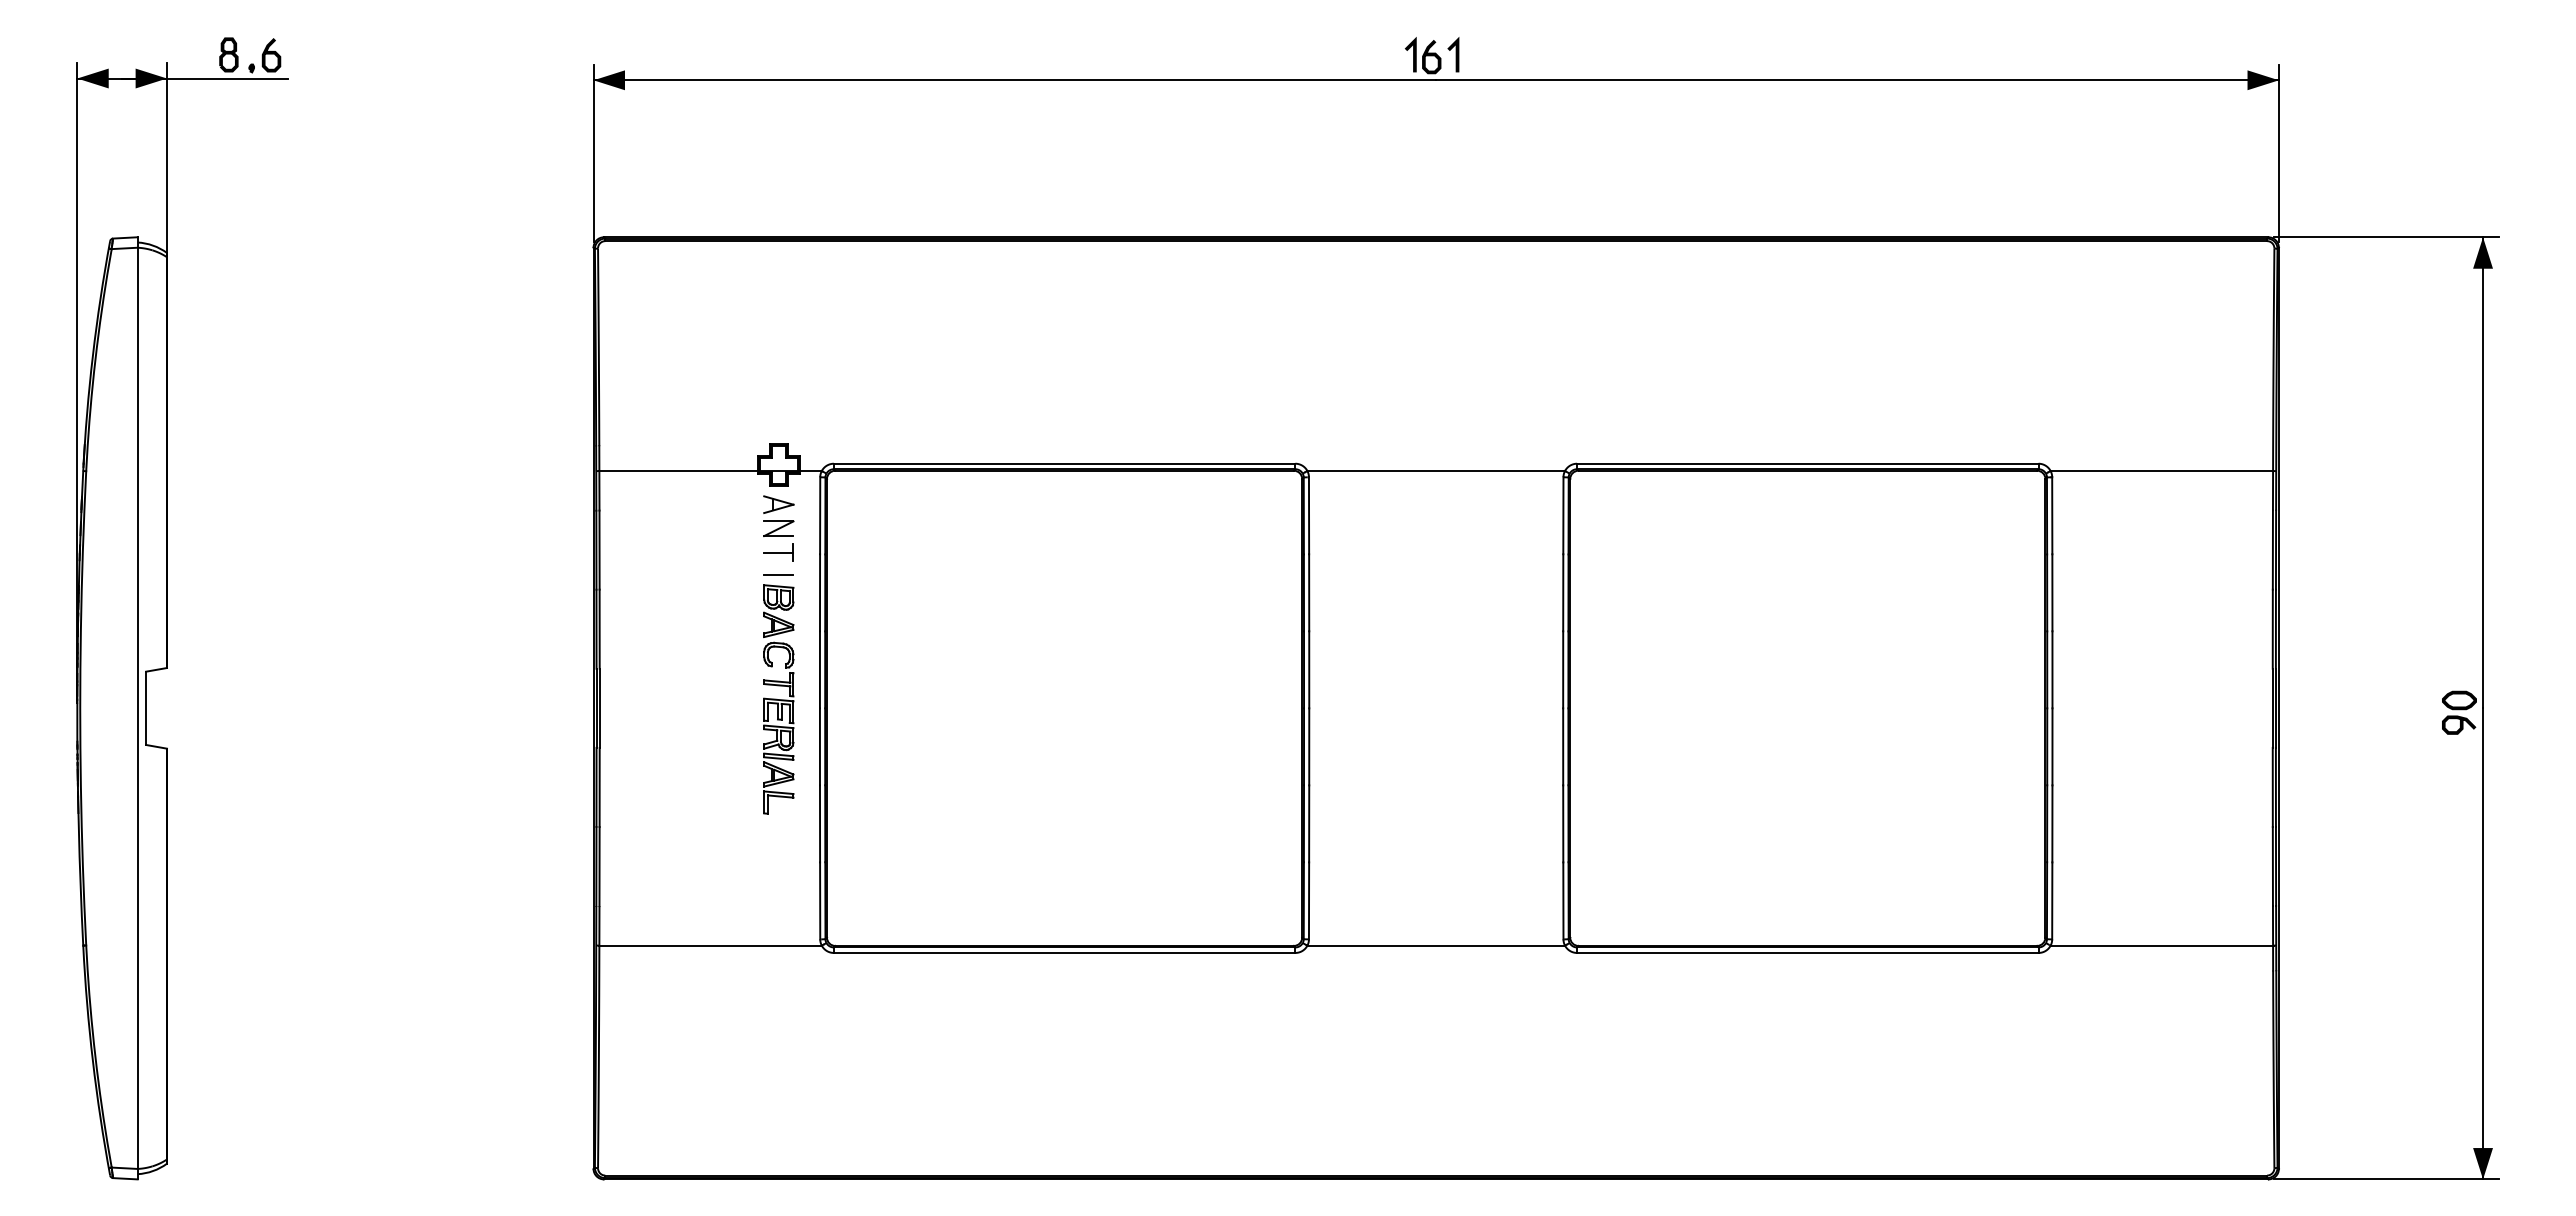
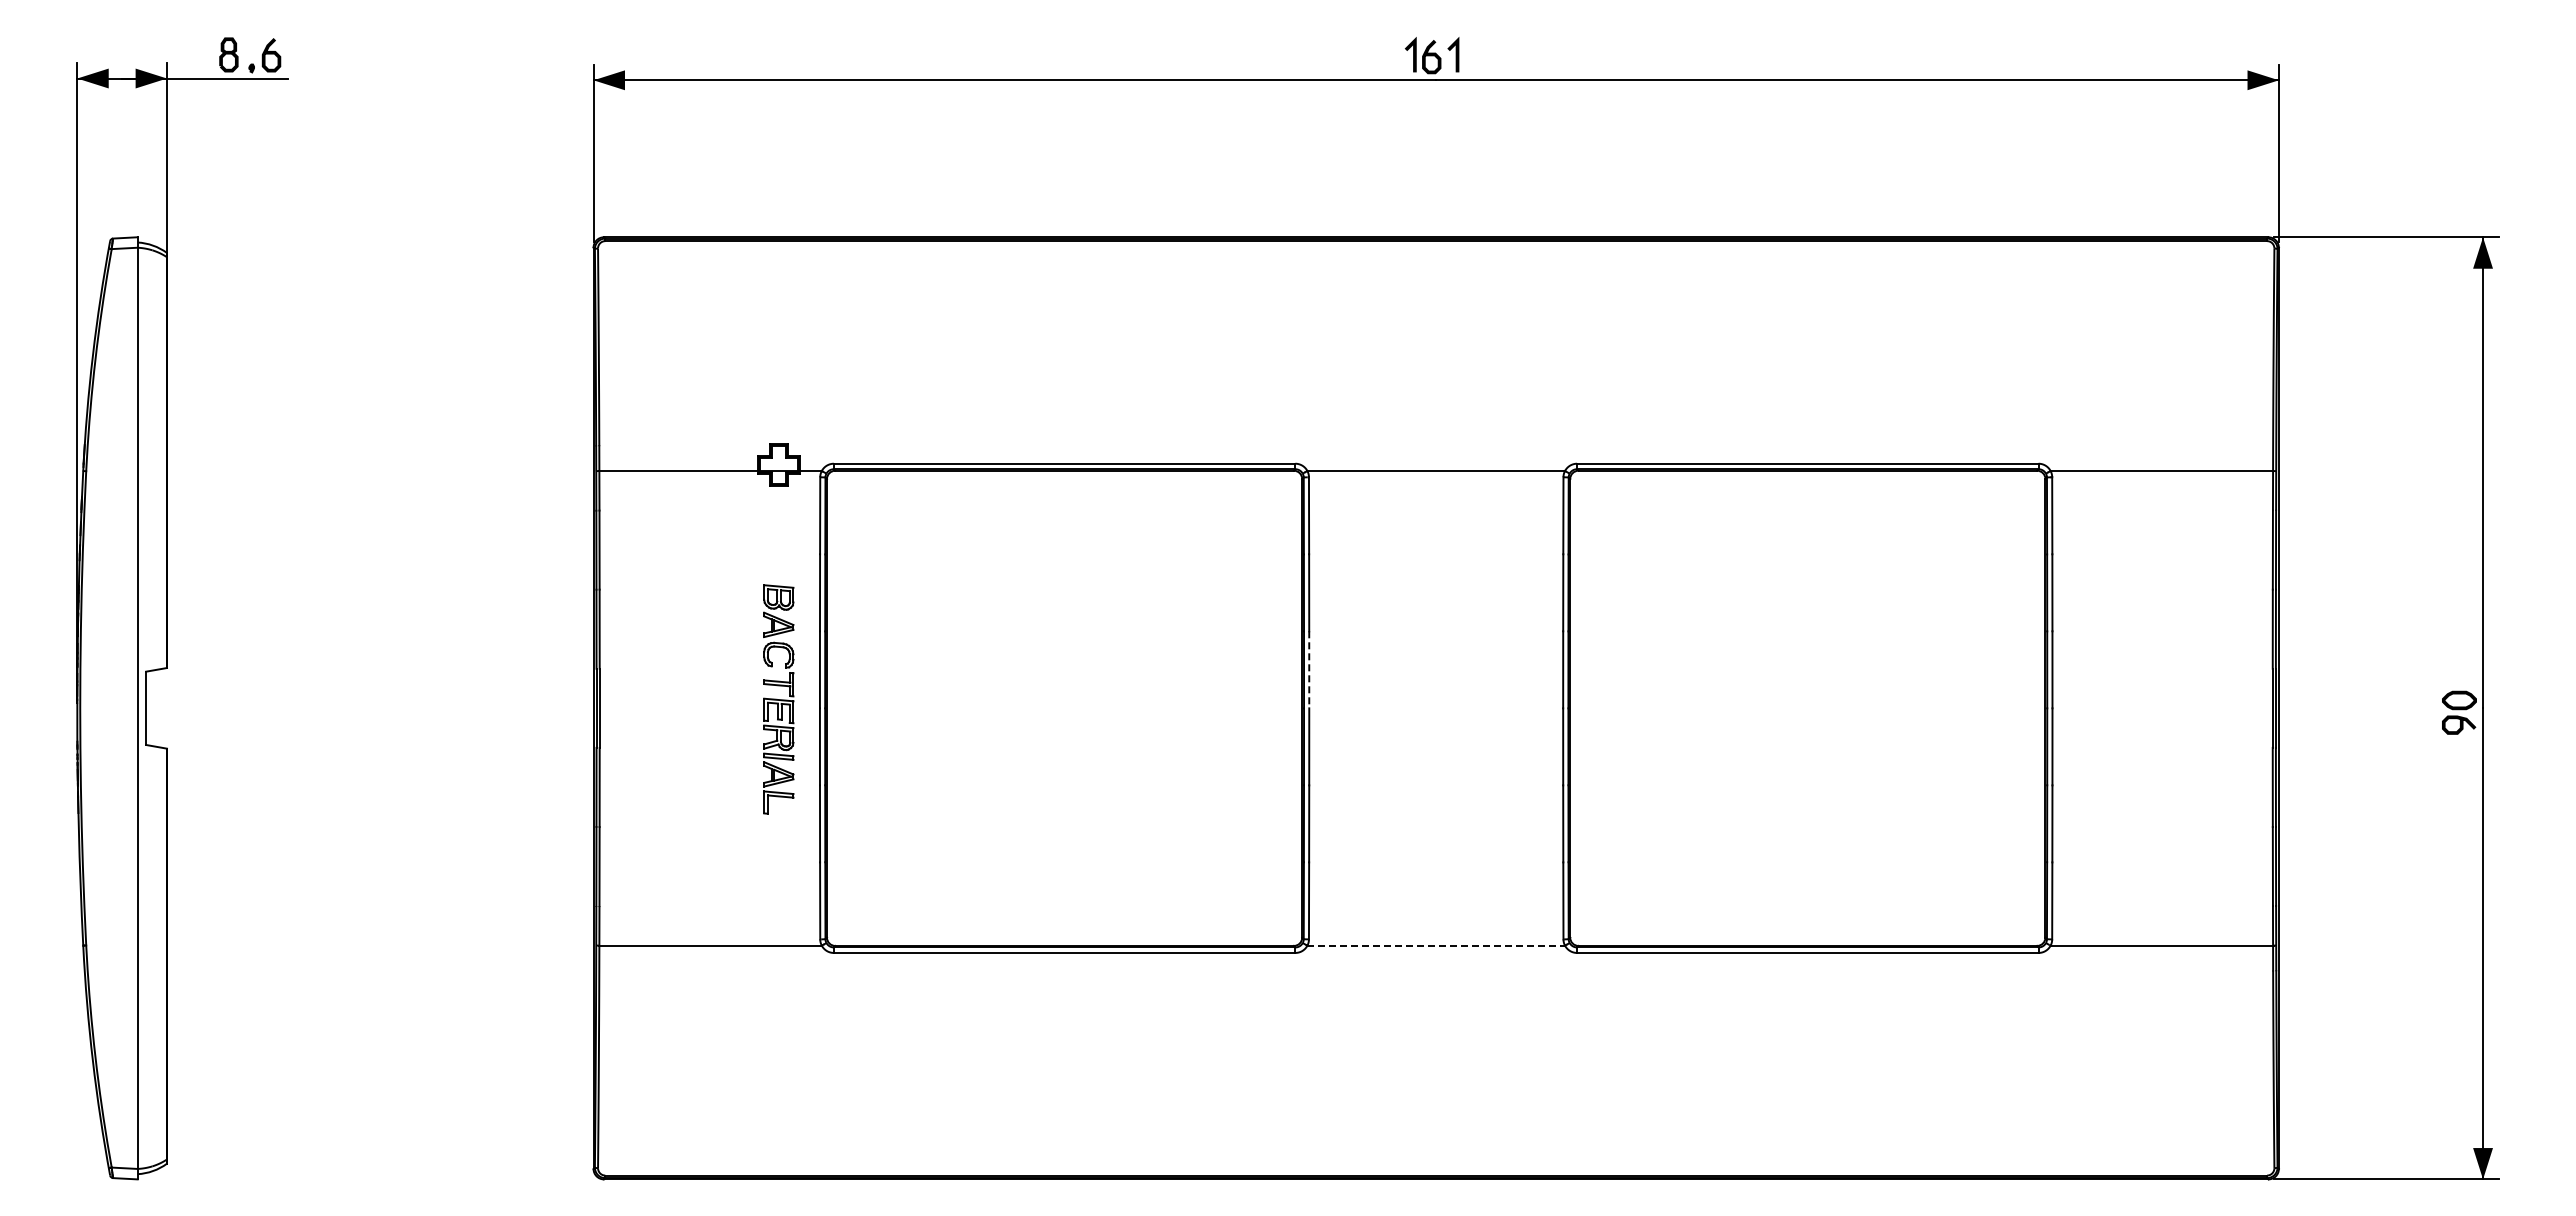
part: present -> none (778, 528)
line: present -> none (778, 575)
line: solid -> dashed (1309, 669)
line: solid -> dashed (1436, 945)
